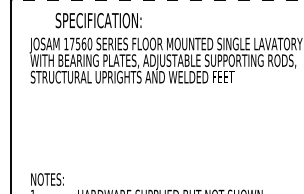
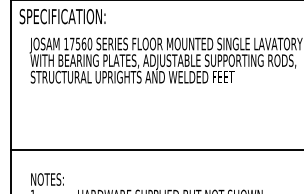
line: dashed -> solid (157, 0)
text position: (98, 20) -> (62, 16) (62, 16)
line: none -> present (155, 149)
